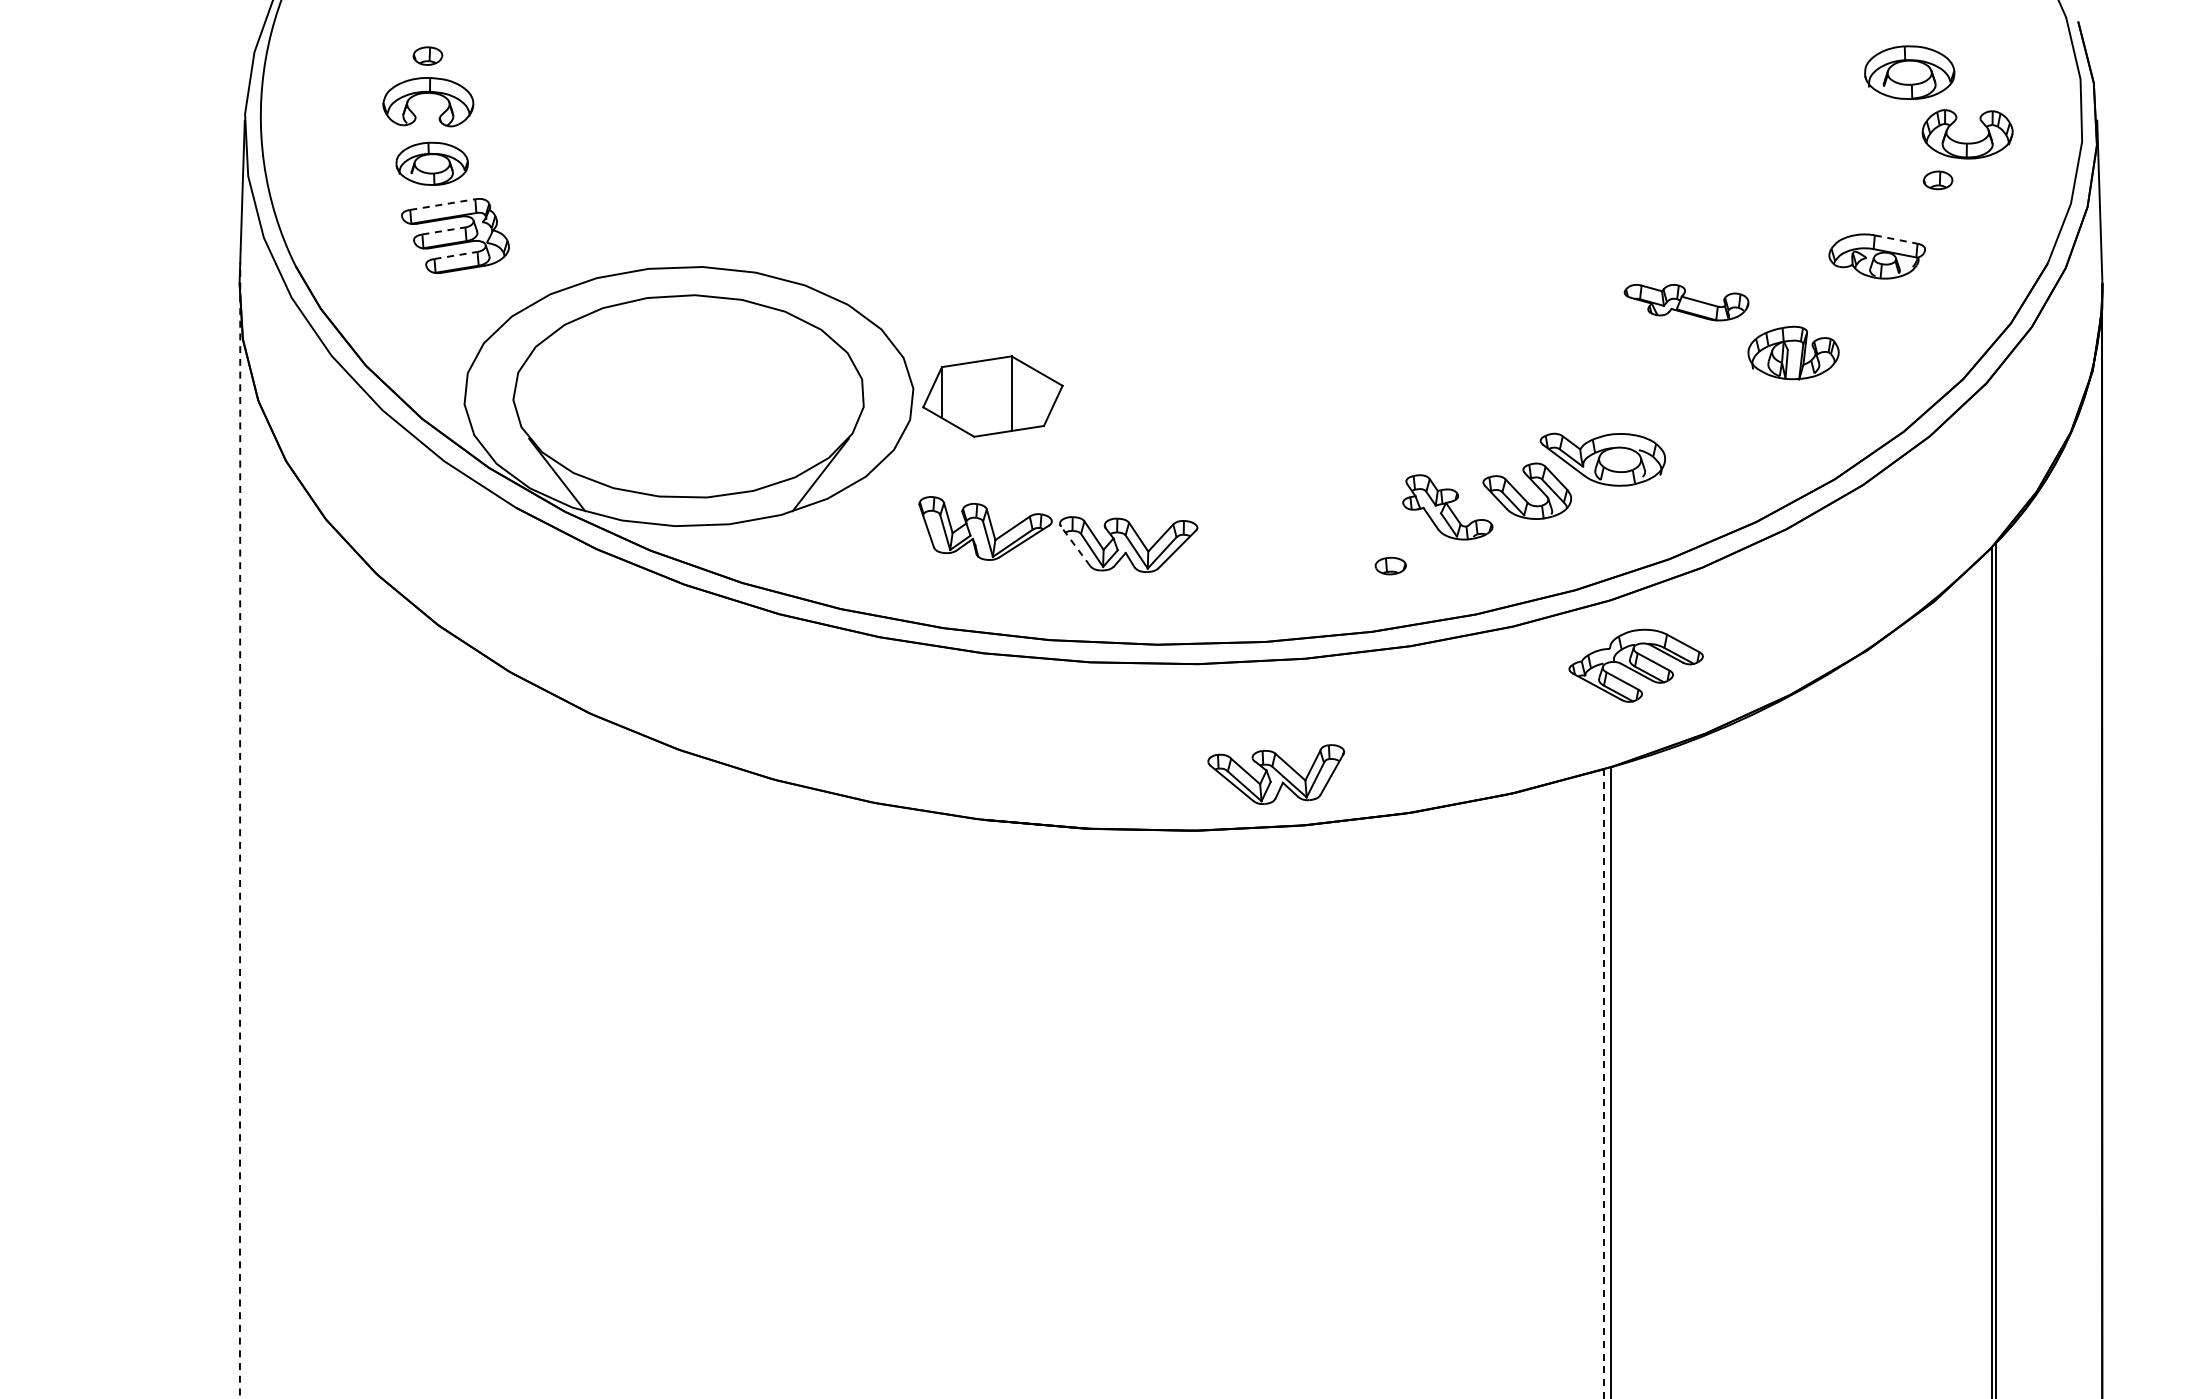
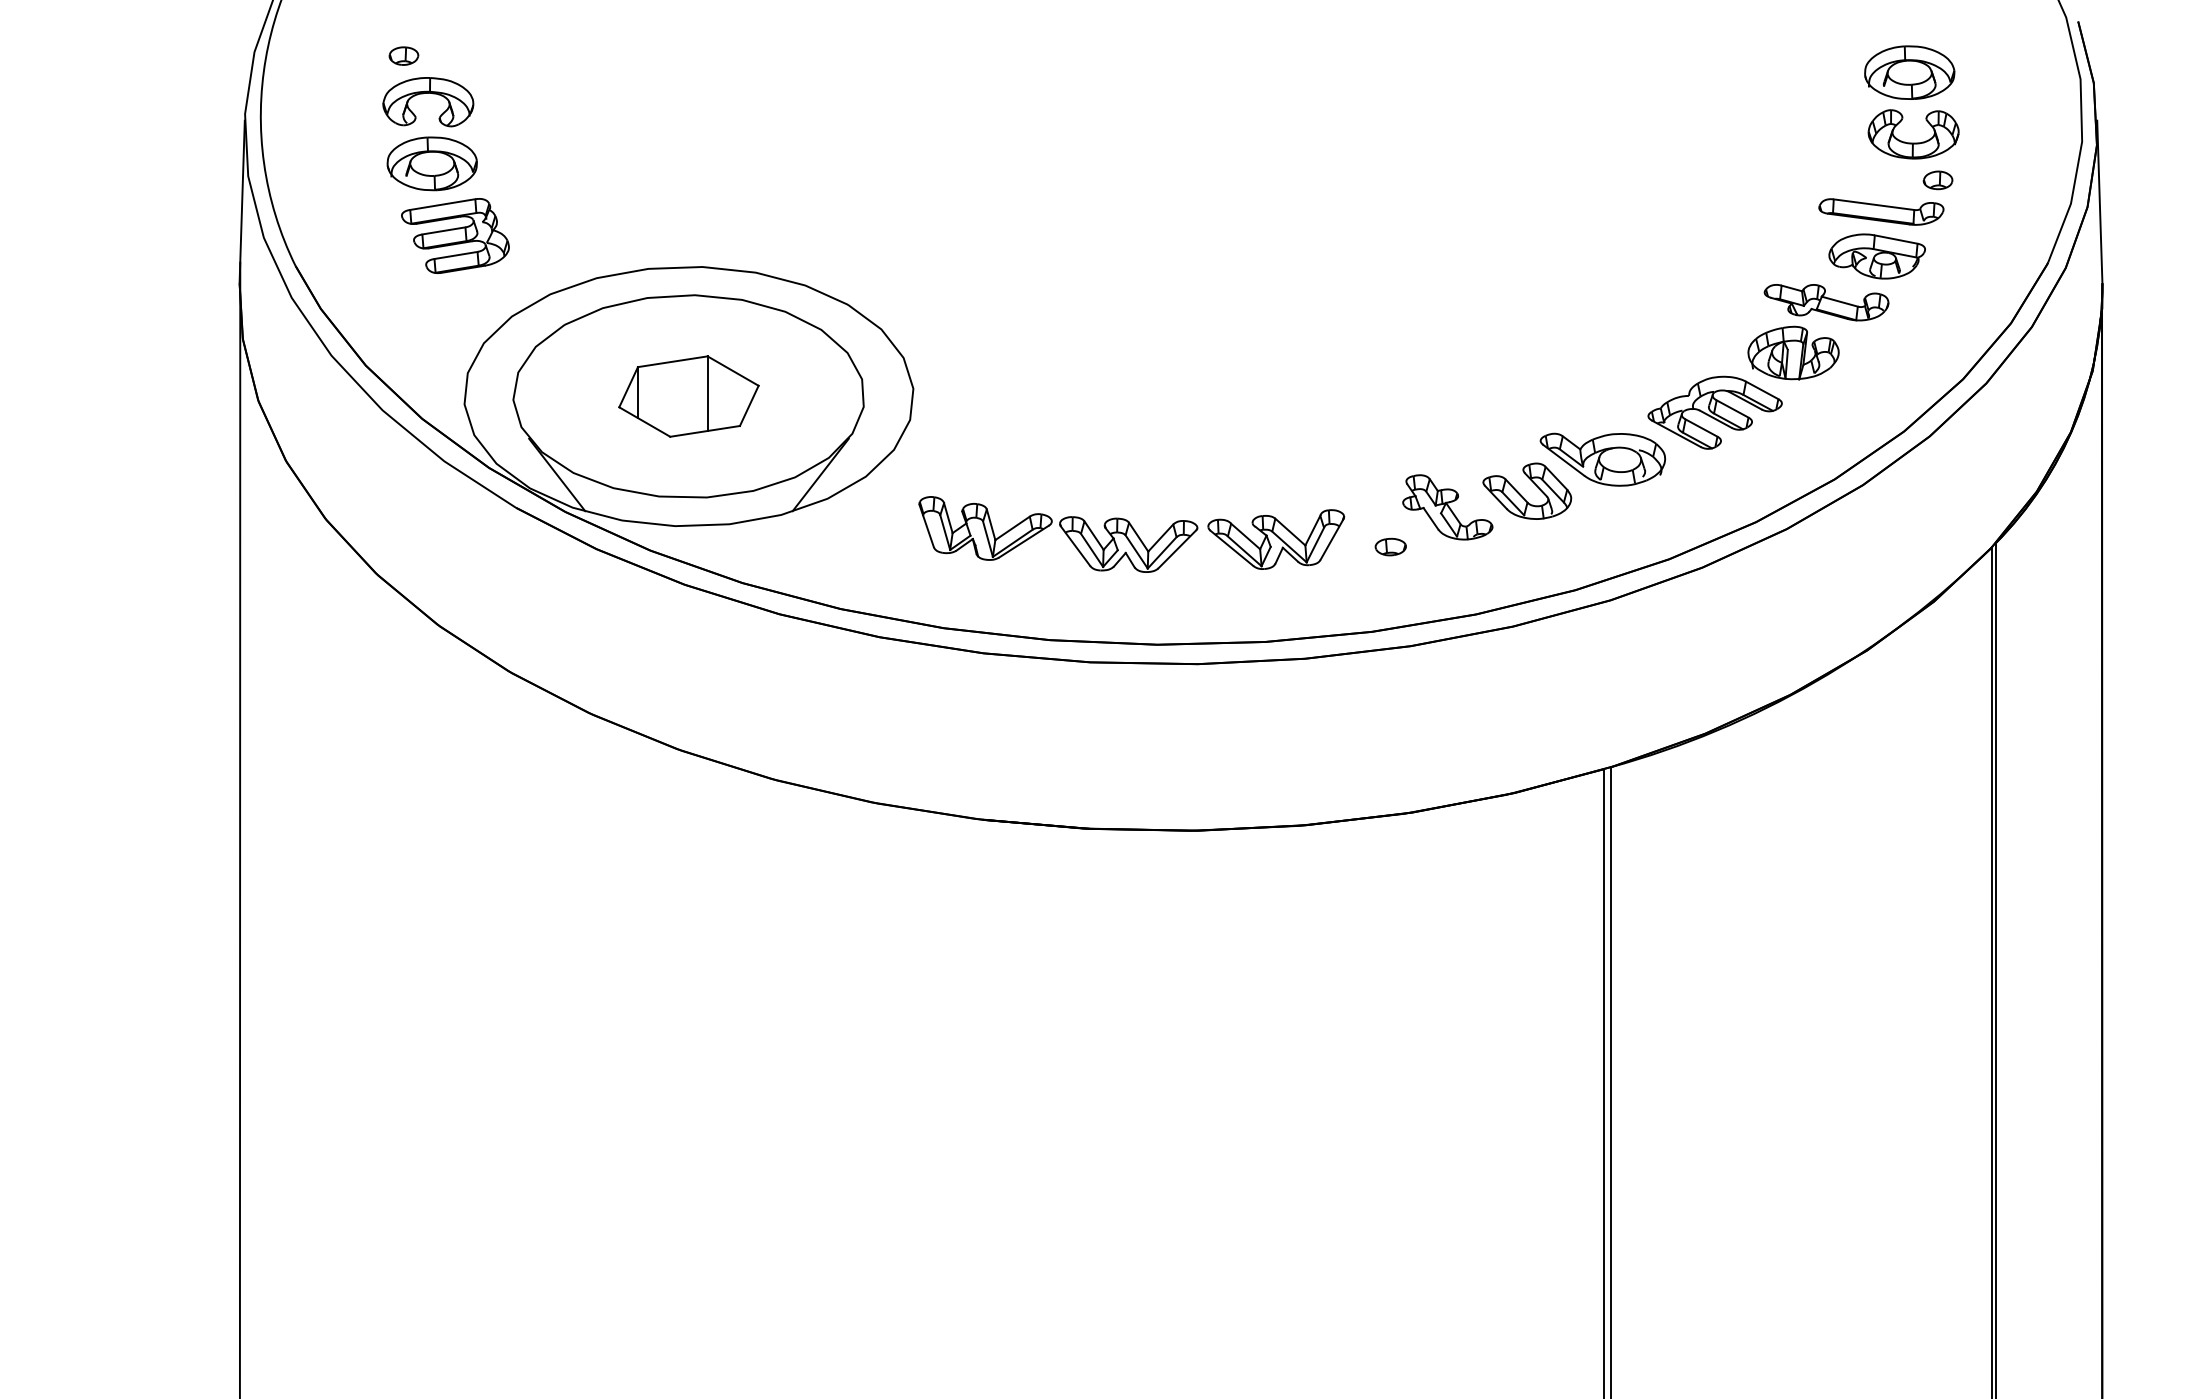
part position: (427, 55) -> (403, 55) (403, 55)
part position: (1967, 142) -> (1913, 142) (1913, 142)
part size: 74x45 px -> 92x56 px (431, 163)
line: dashed -> solid (442, 204)
part: none -> present (1881, 211)
line: dashed -> solid (443, 230)
line: dashed -> solid (1896, 239)
line: dashed -> solid (456, 255)
part position: (1686, 302) -> (1826, 302) (1826, 302)
part position: (992, 396) -> (688, 396) (688, 396)
line: dashed -> solid (1075, 545)
part position: (1390, 565) -> (1390, 546) (1390, 546)
part position: (1635, 665) -> (1714, 412) (1714, 412)
part position: (1276, 774) -> (1276, 539) (1276, 539)
line: dashed -> solid (240, 830)
line: dashed -> solid (1604, 1083)
